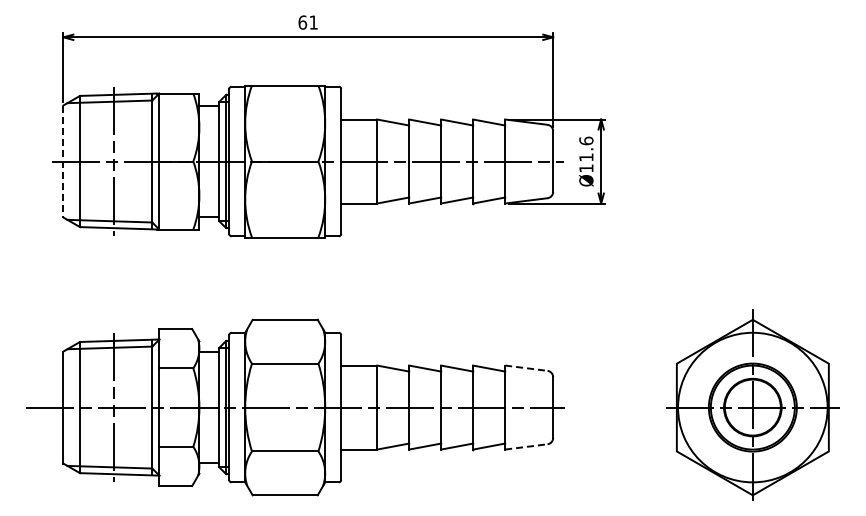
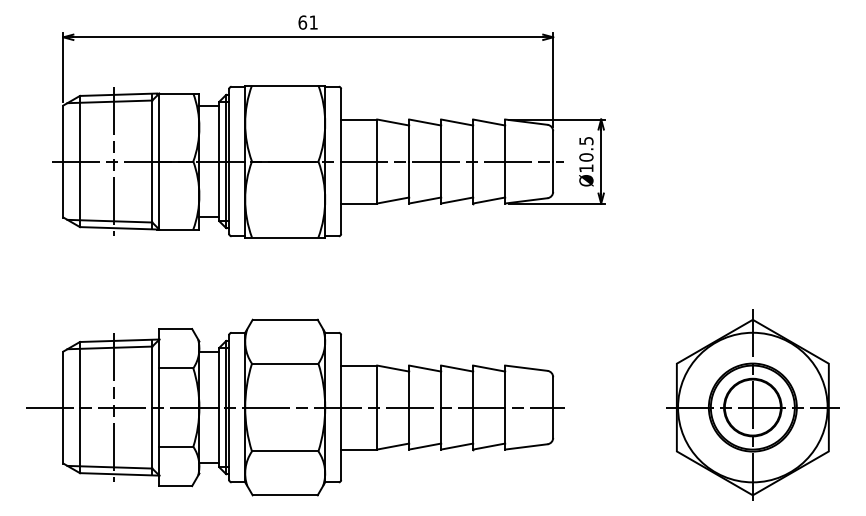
text: Ø11.6 -> Ø10.5 (586, 148)
line: dashed -> solid (63, 161)
line: dashed -> solid (526, 368)
line: dashed -> solid (526, 446)
